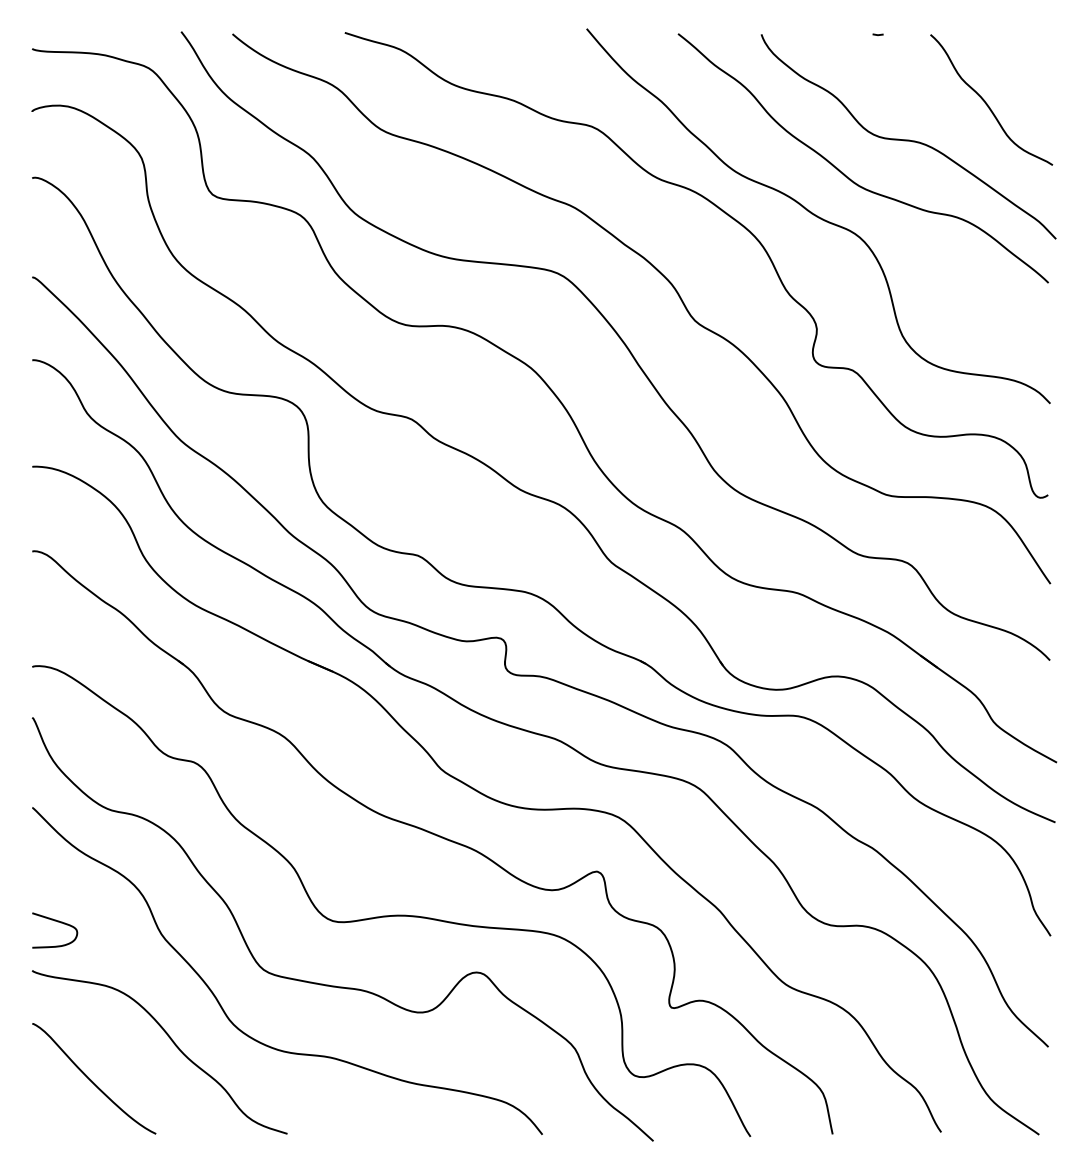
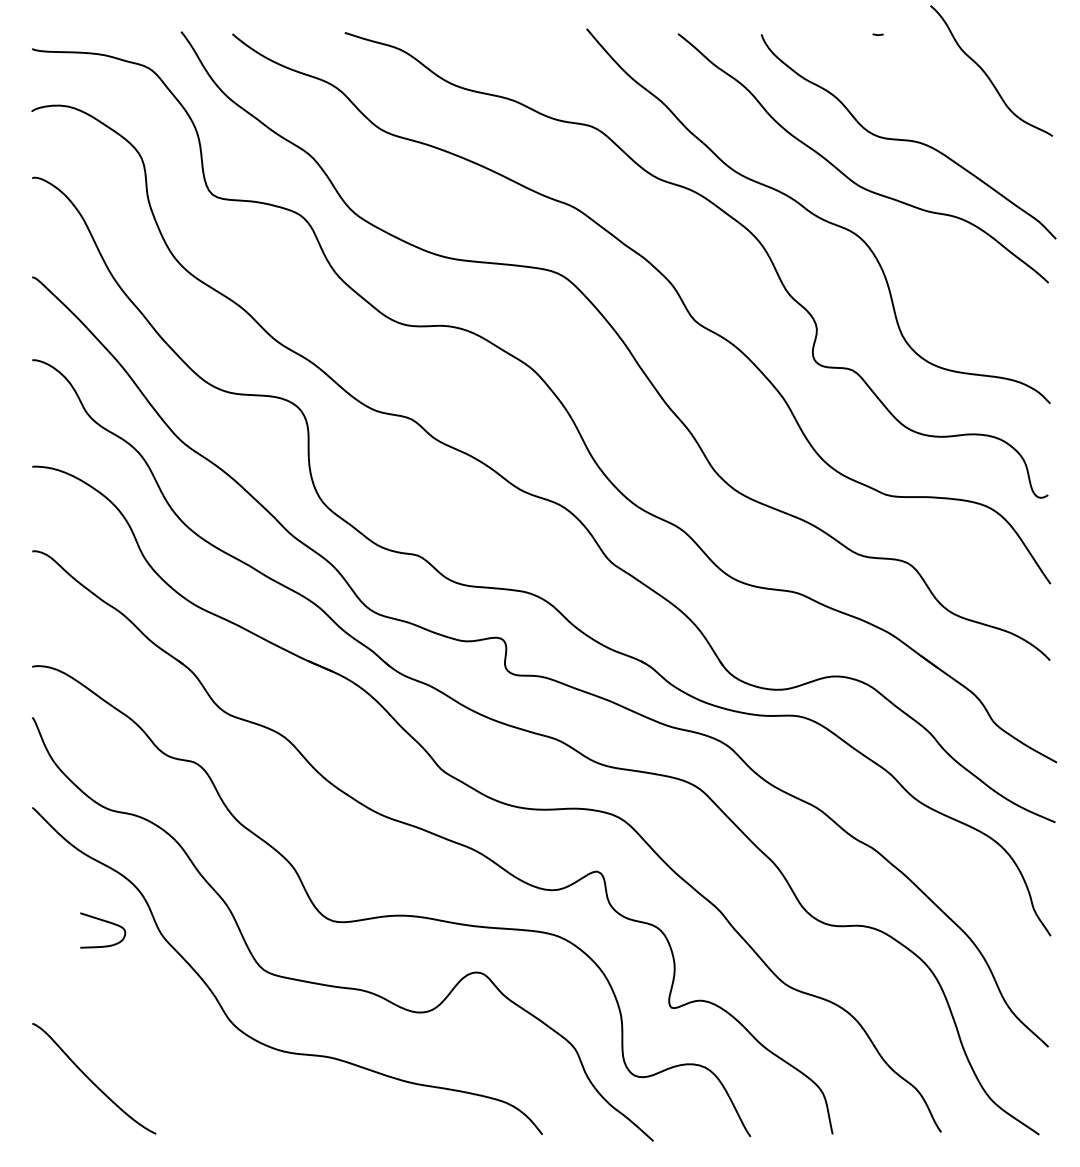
curve position: (987, 103) -> (987, 74) (987, 74)
curve position: (57, 922) -> (105, 922) (105, 922)
curve: present -> none (171, 1041)
